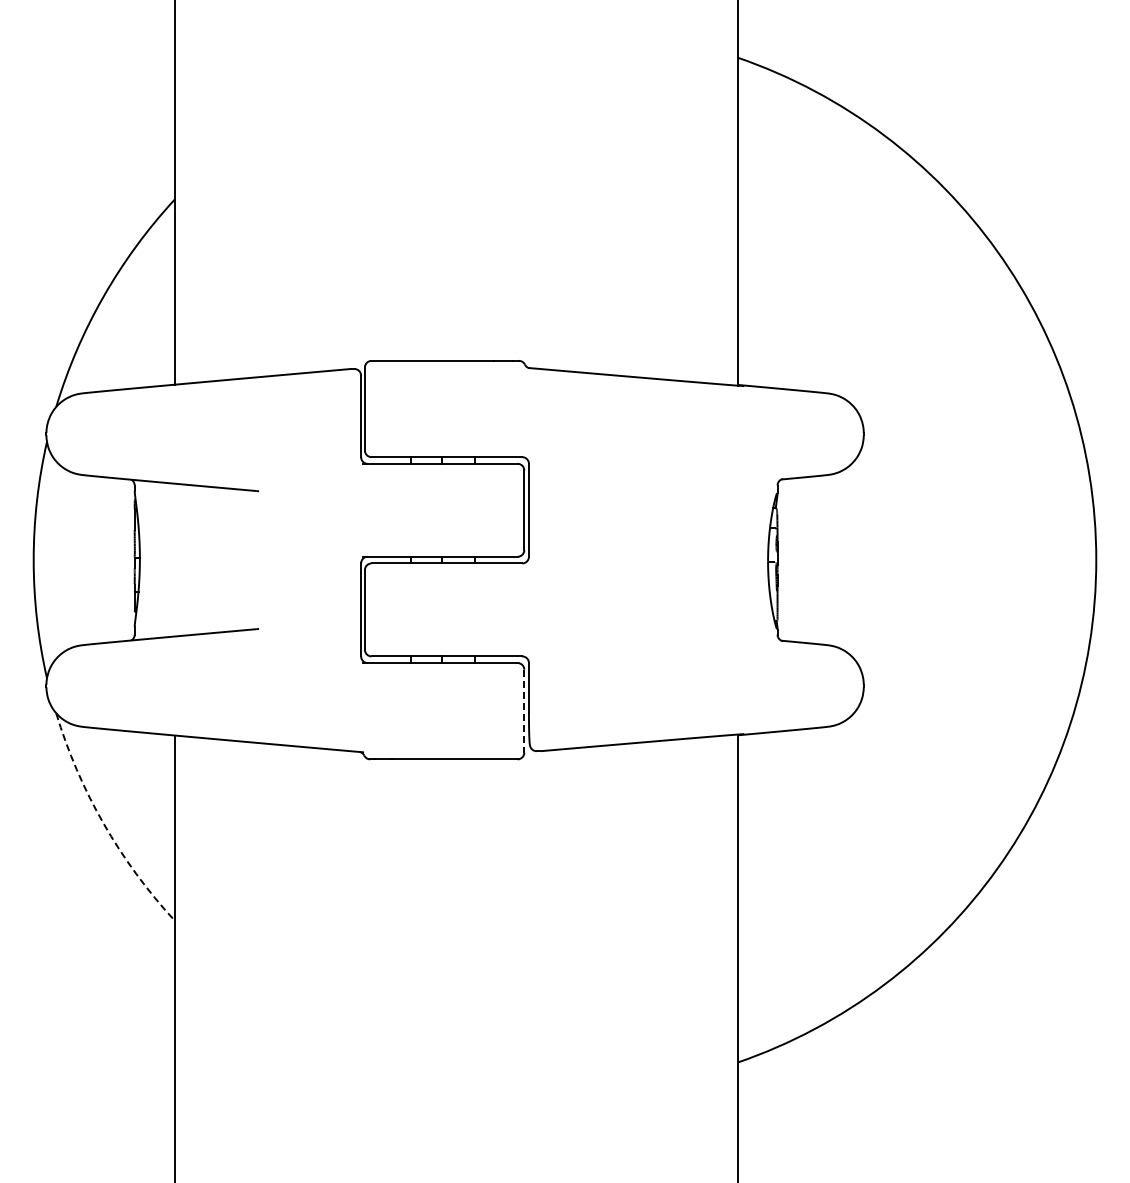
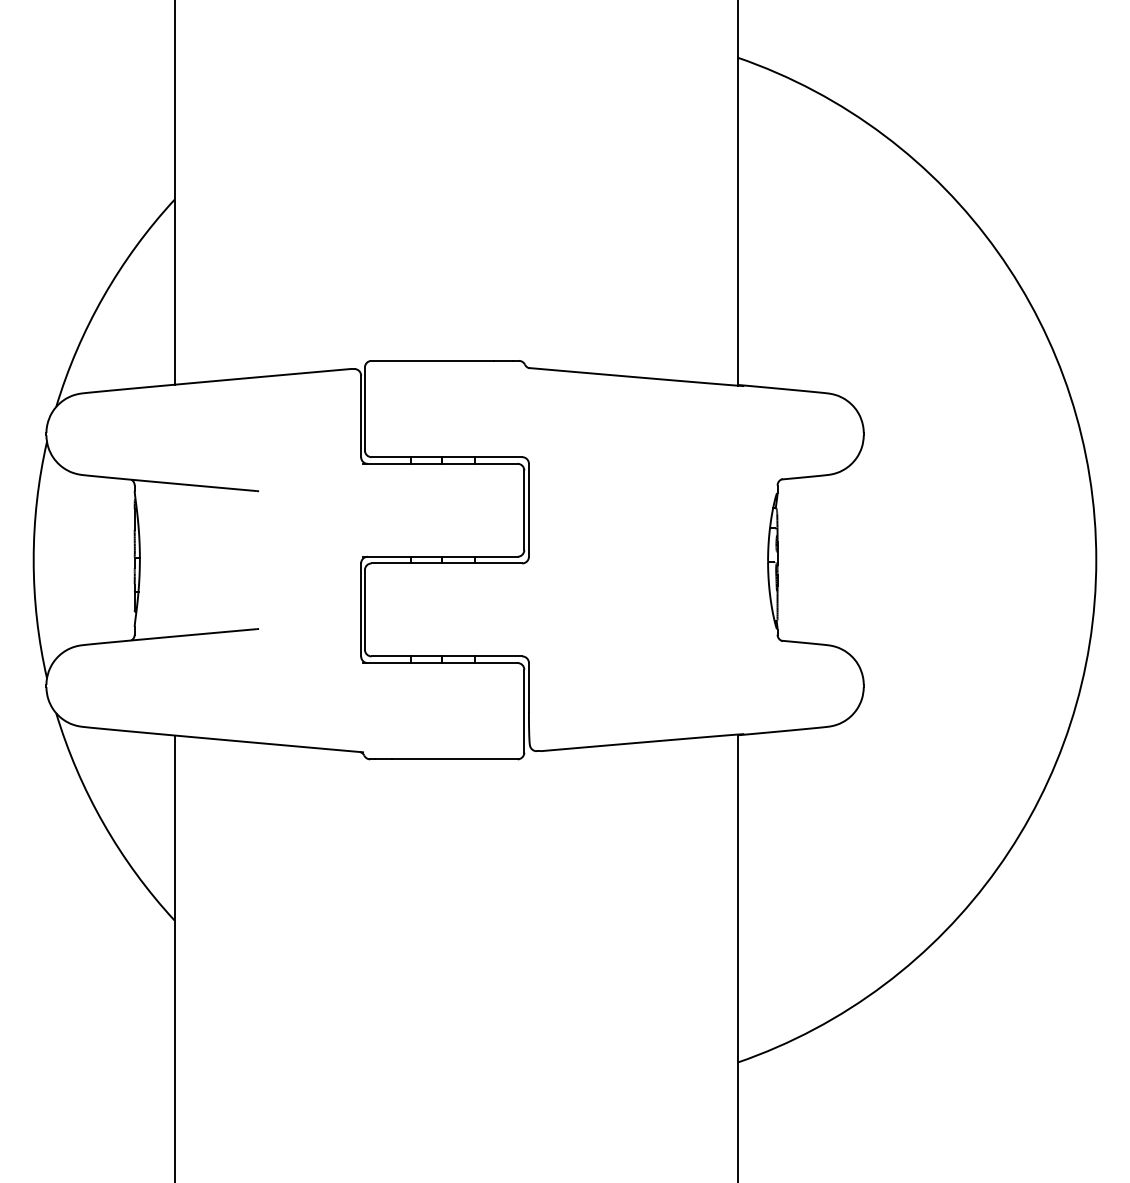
line: dashed -> solid (524, 711)
arc: dashed -> solid (103, 823)
